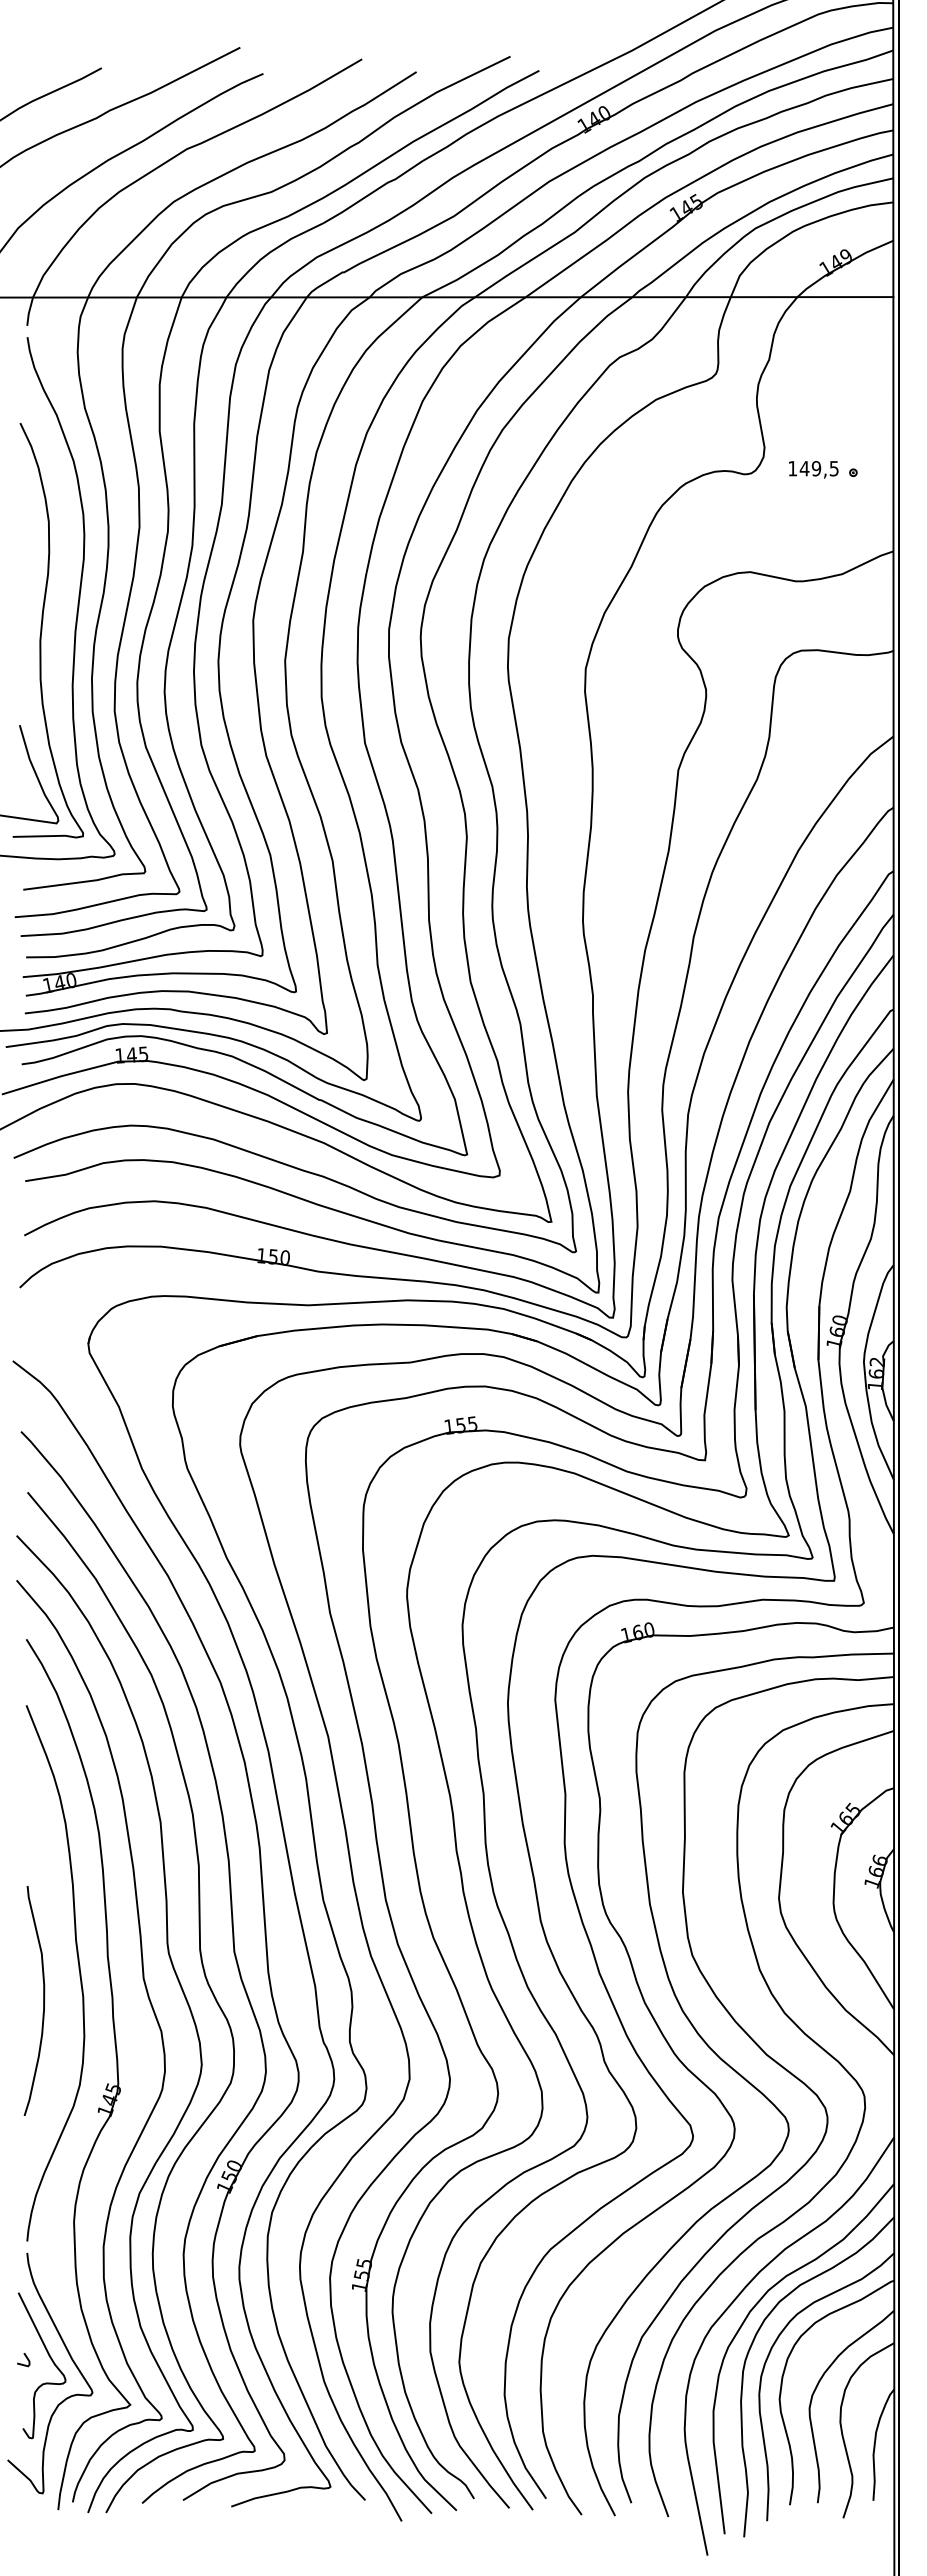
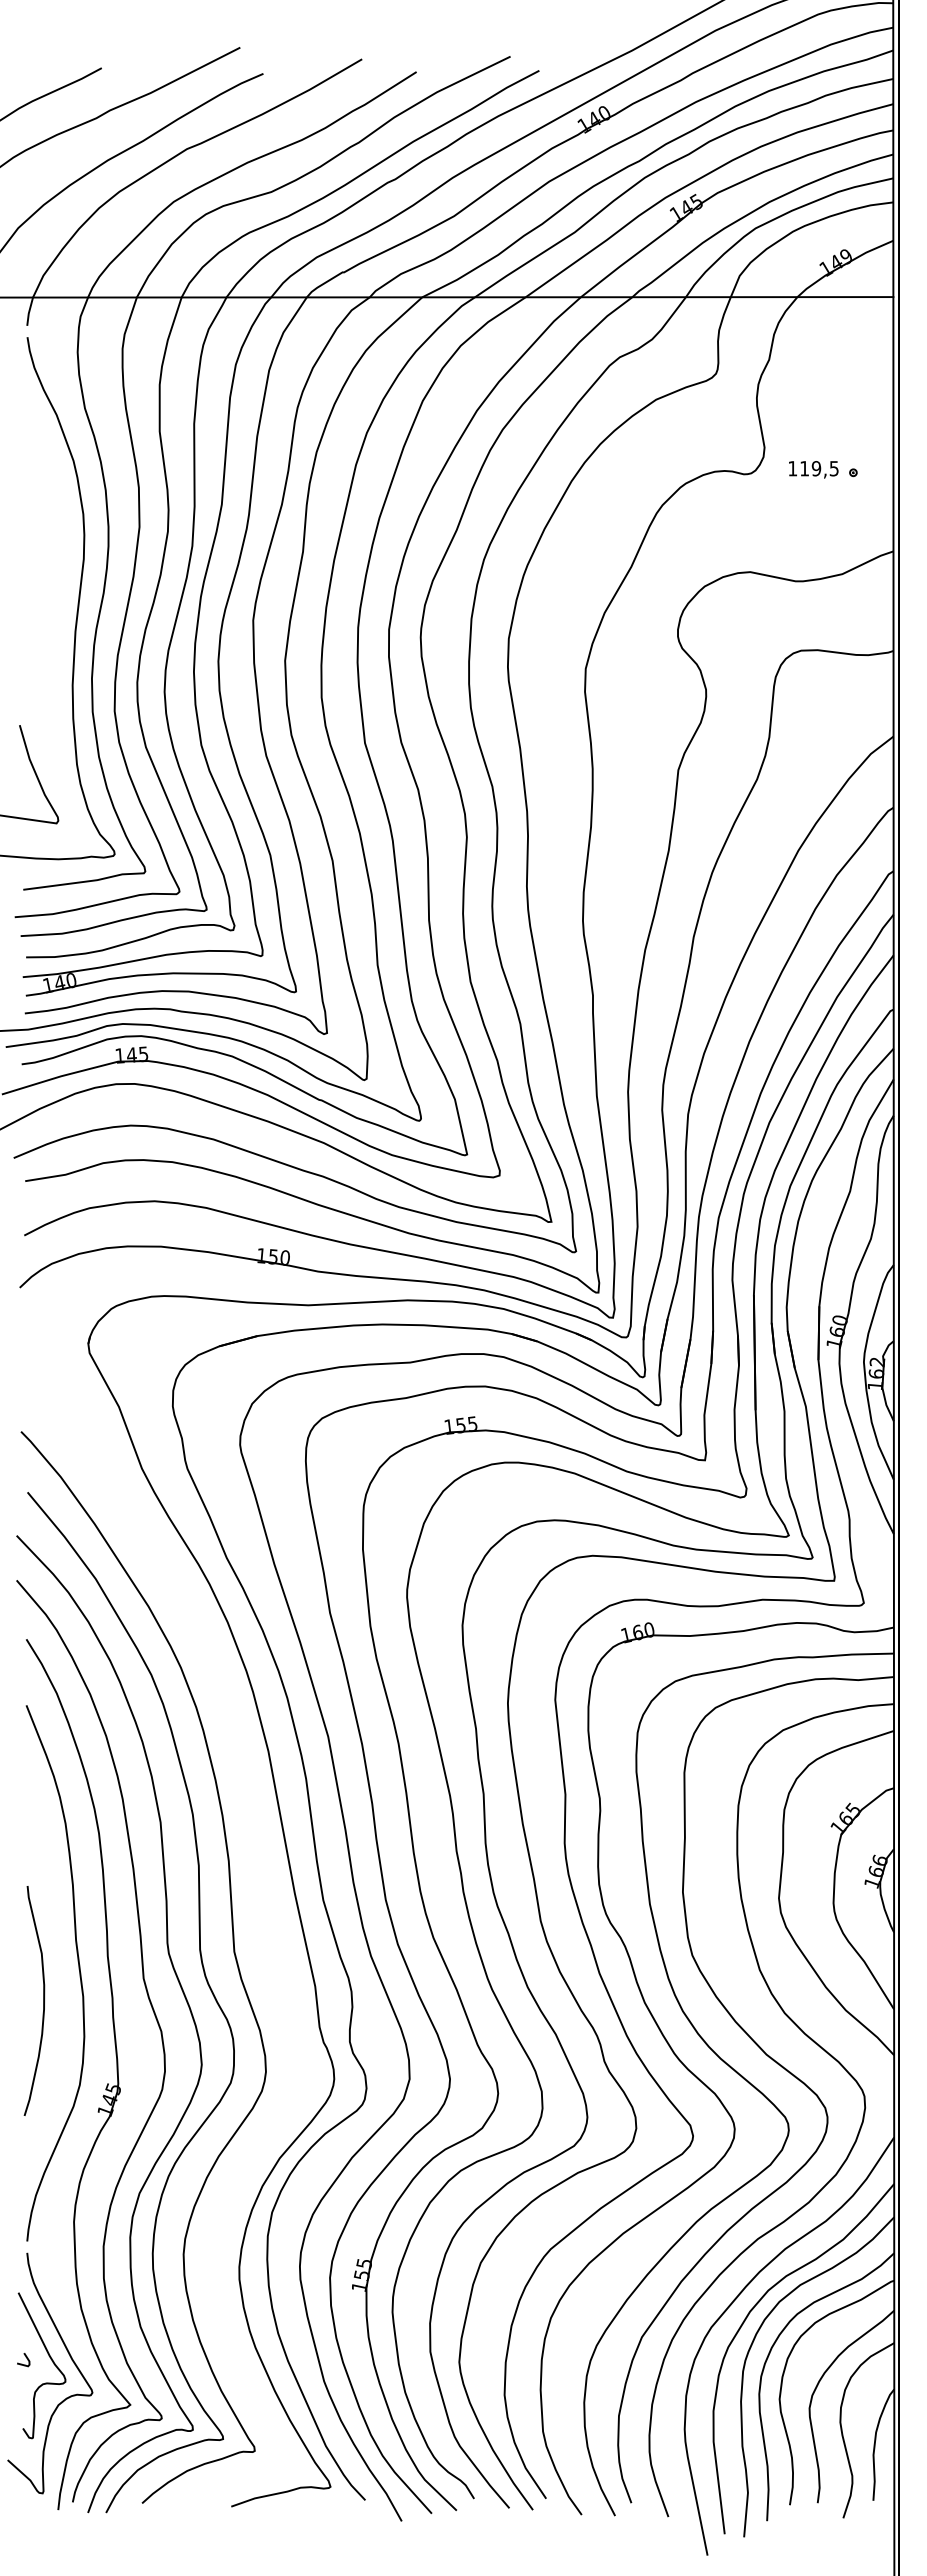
text: 149,5 -> 119,5 (804, 468)
curve: present -> none (42, 630)
part: present -> none (263, 1921)
